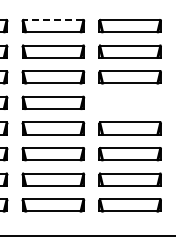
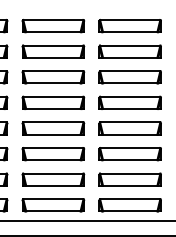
line: dashed -> solid (52, 19)
part: none -> present (129, 102)
line: none -> present (87, 221)
